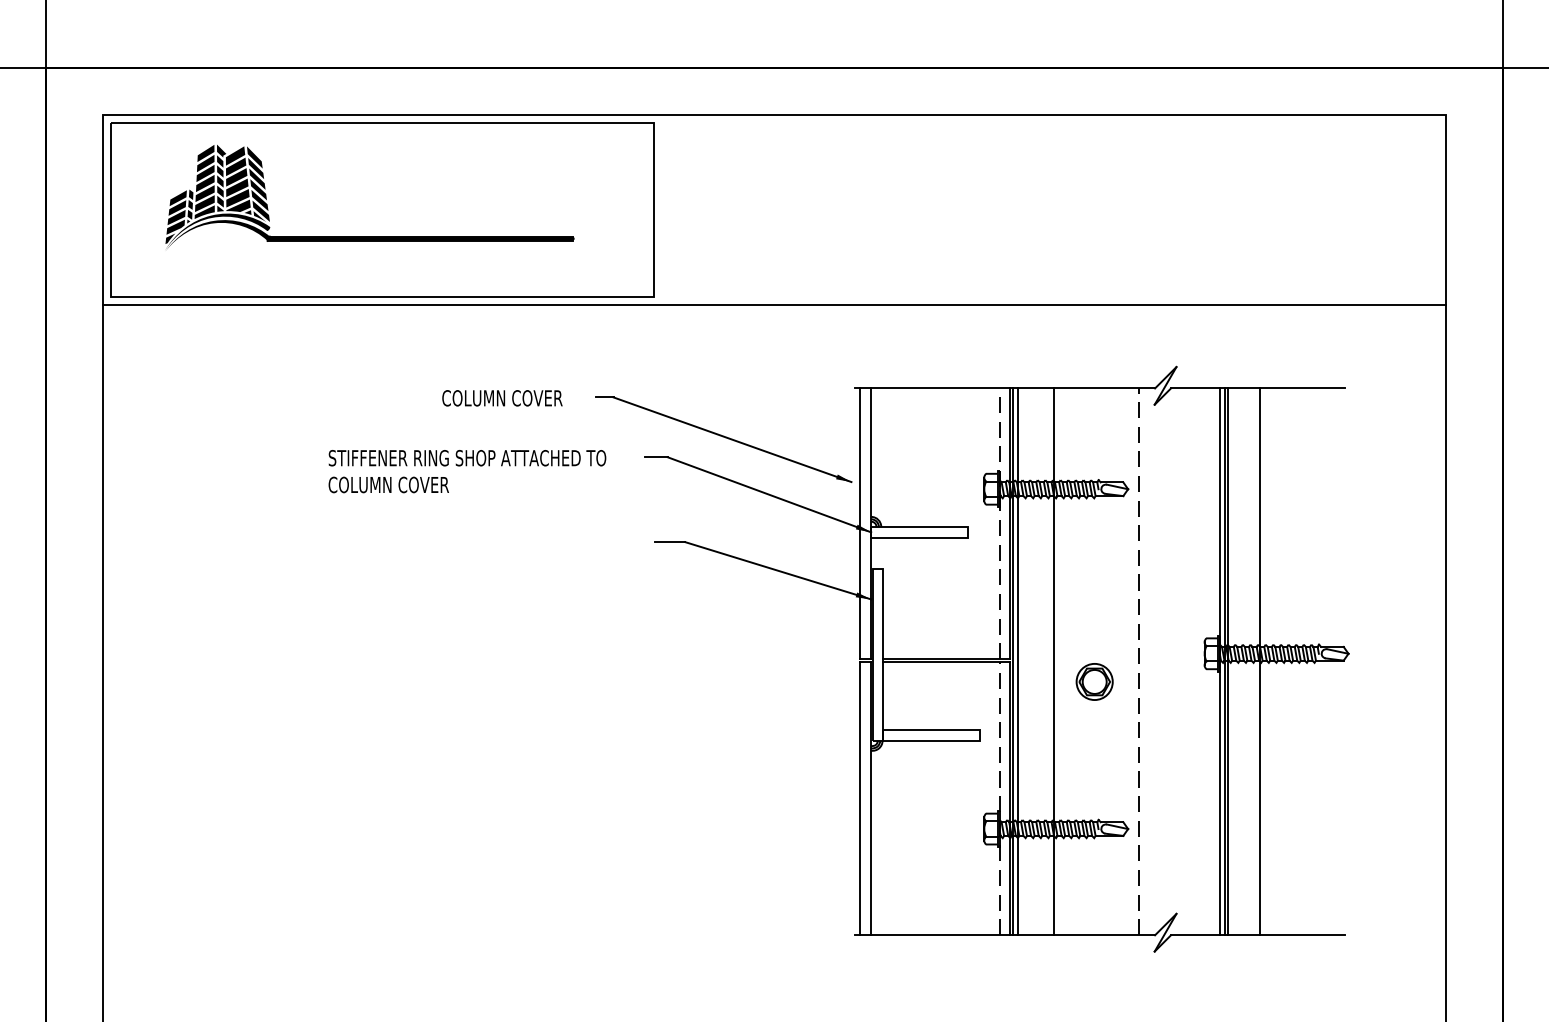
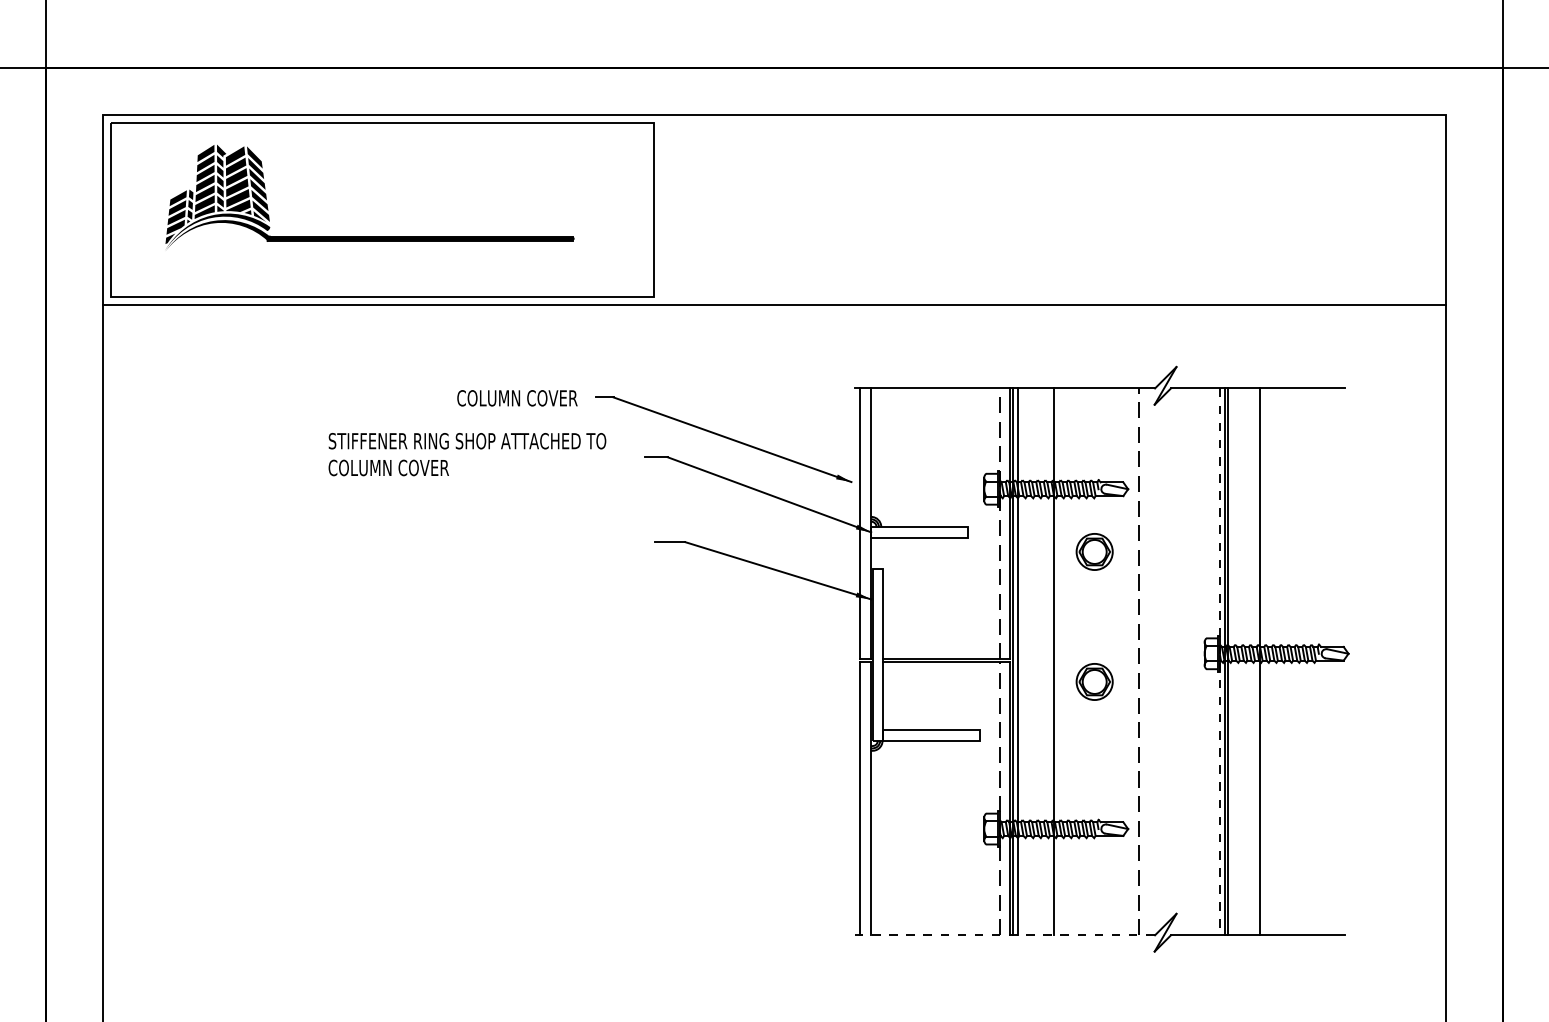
text position: (502, 398) -> (517, 398) (517, 398)
text position: (467, 471) -> (467, 454) (467, 454)
part: none -> present (1094, 551)
line: solid -> dashed (1220, 662)
line: solid -> dashed (1005, 935)
